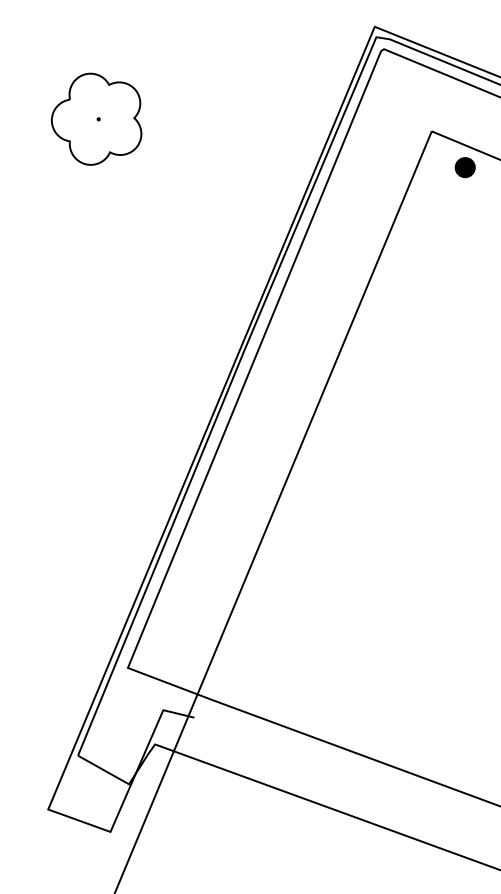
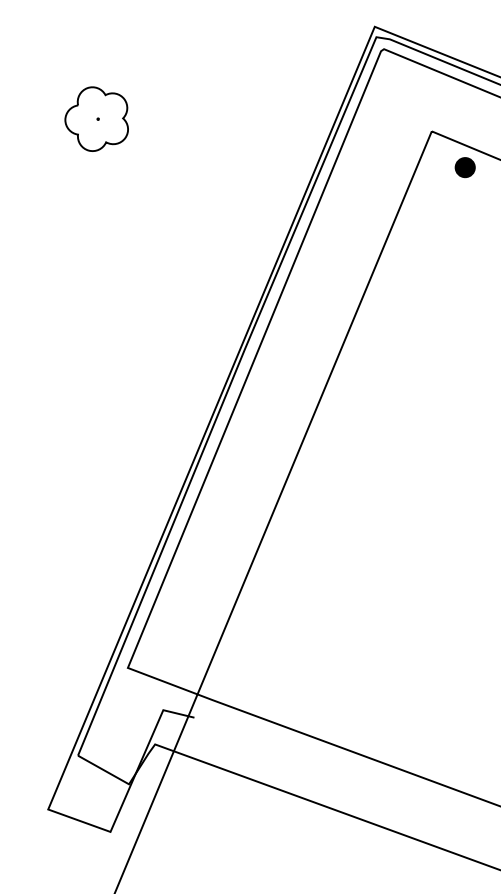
part size: 92x94 px -> 65x66 px (96, 118)
